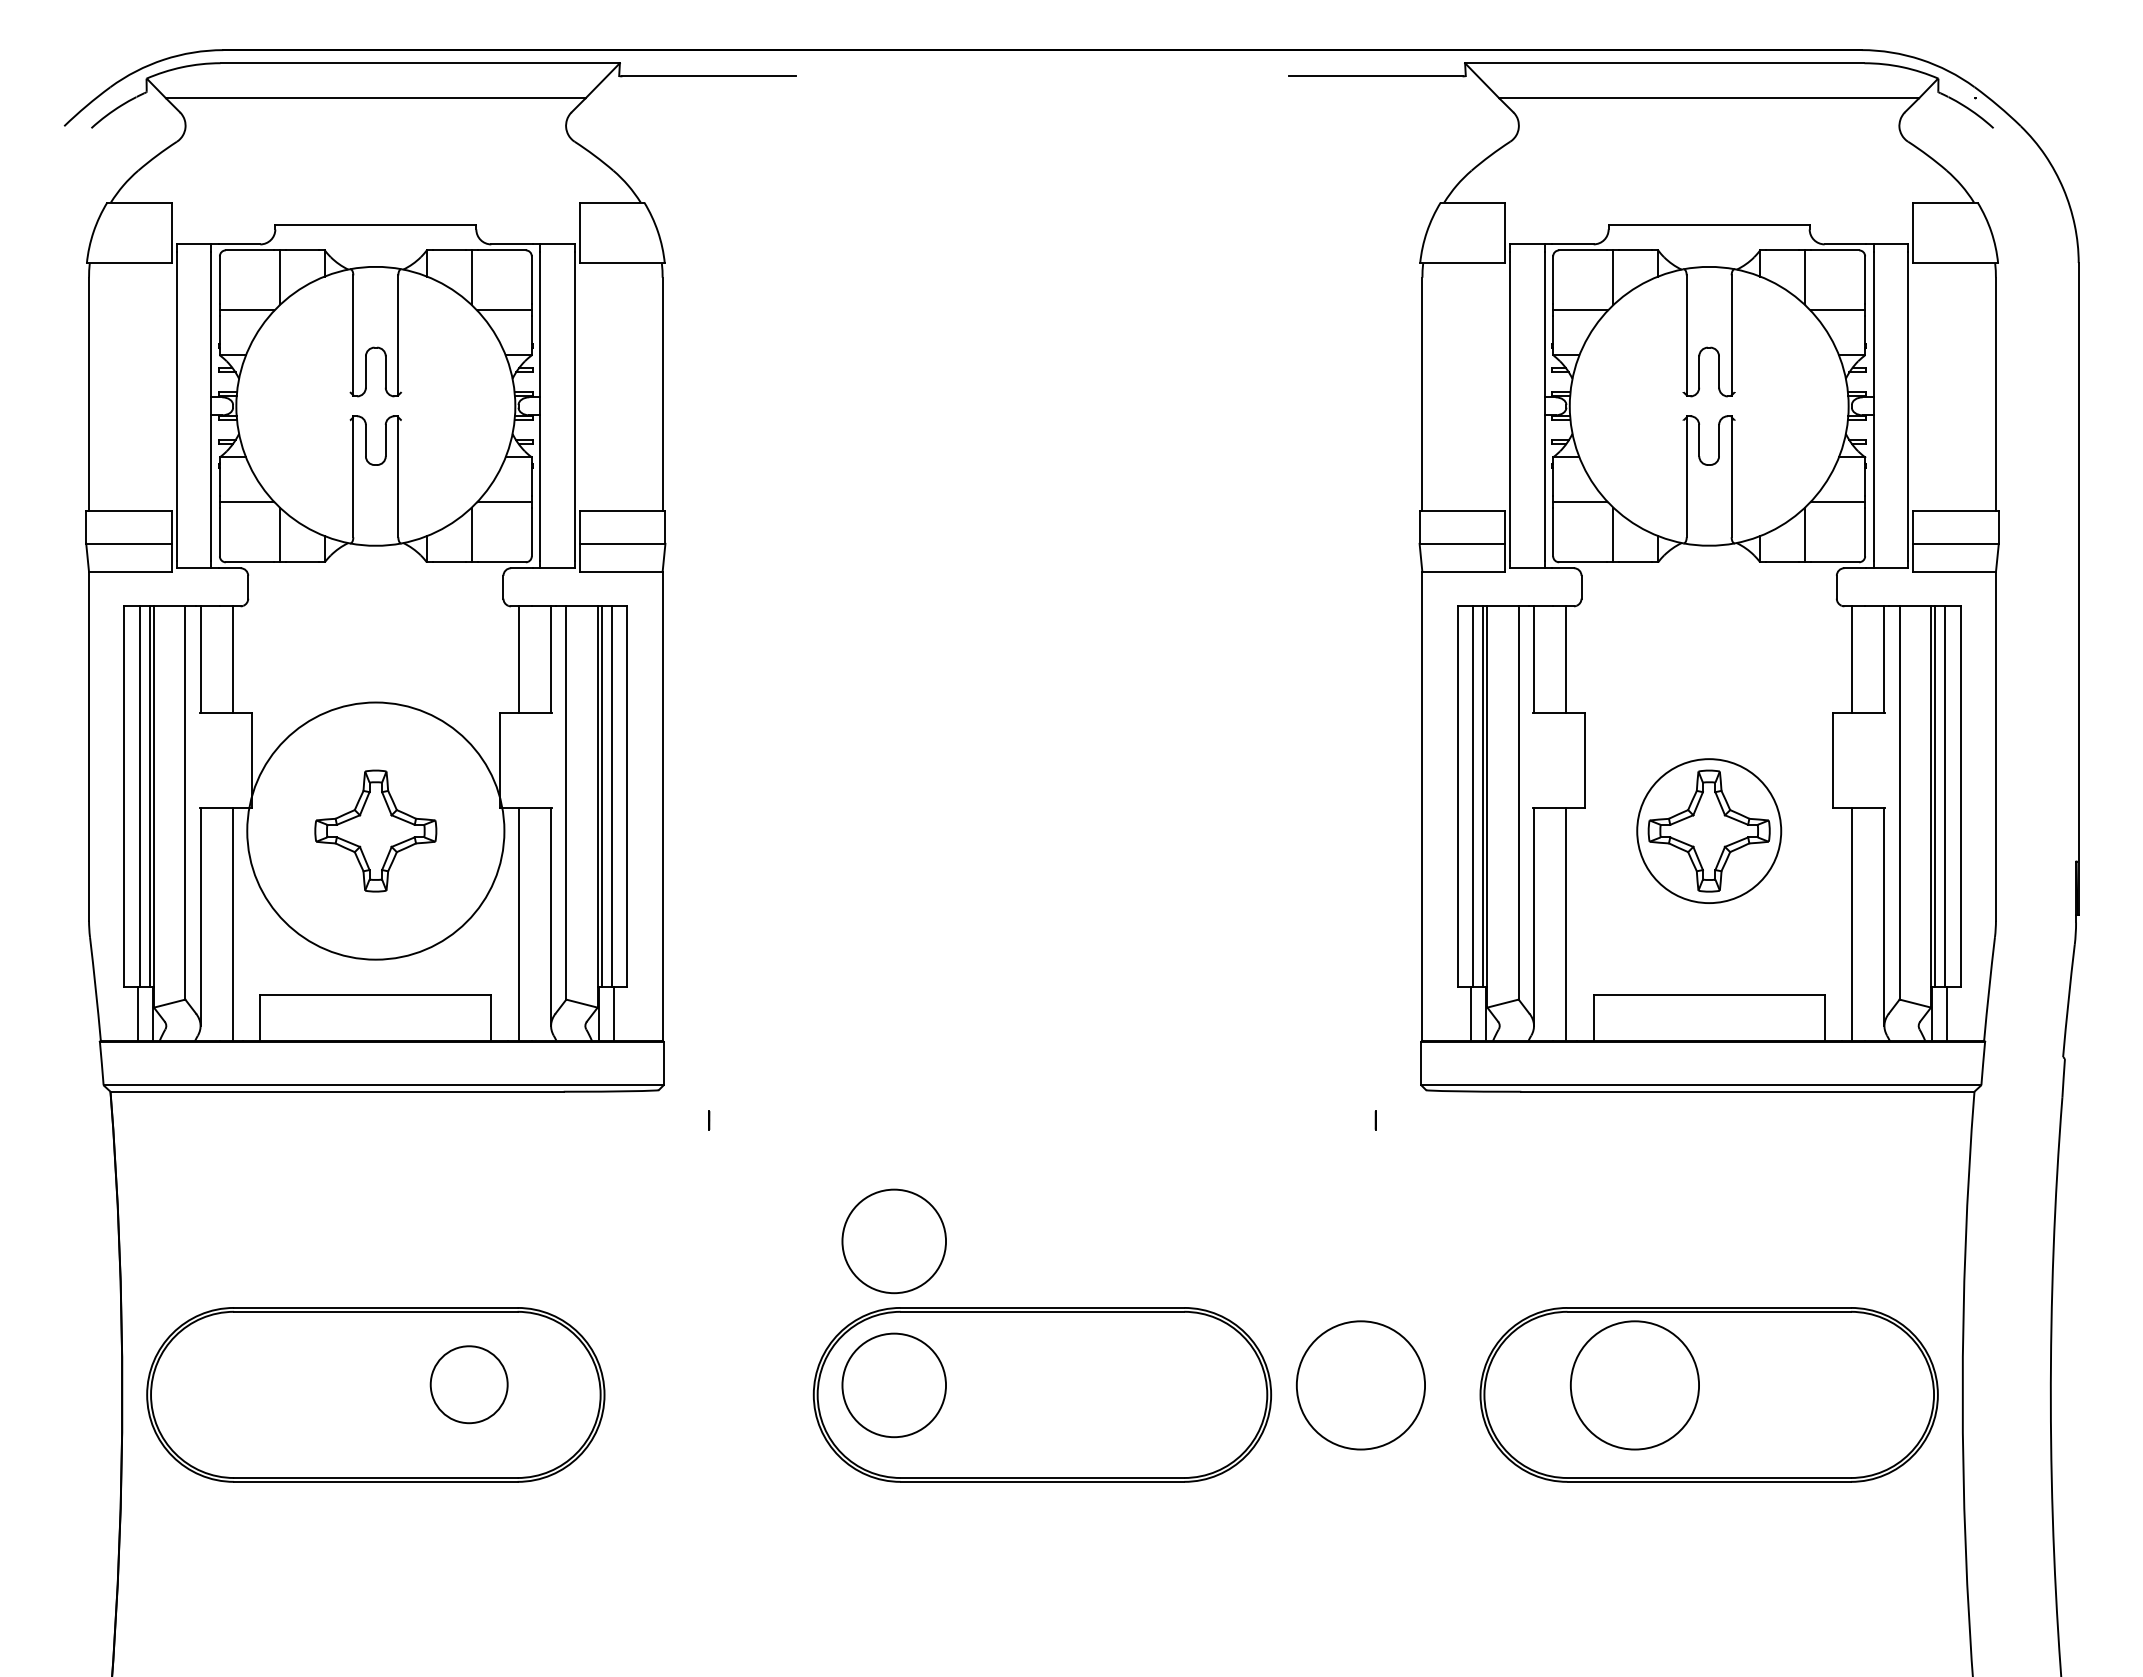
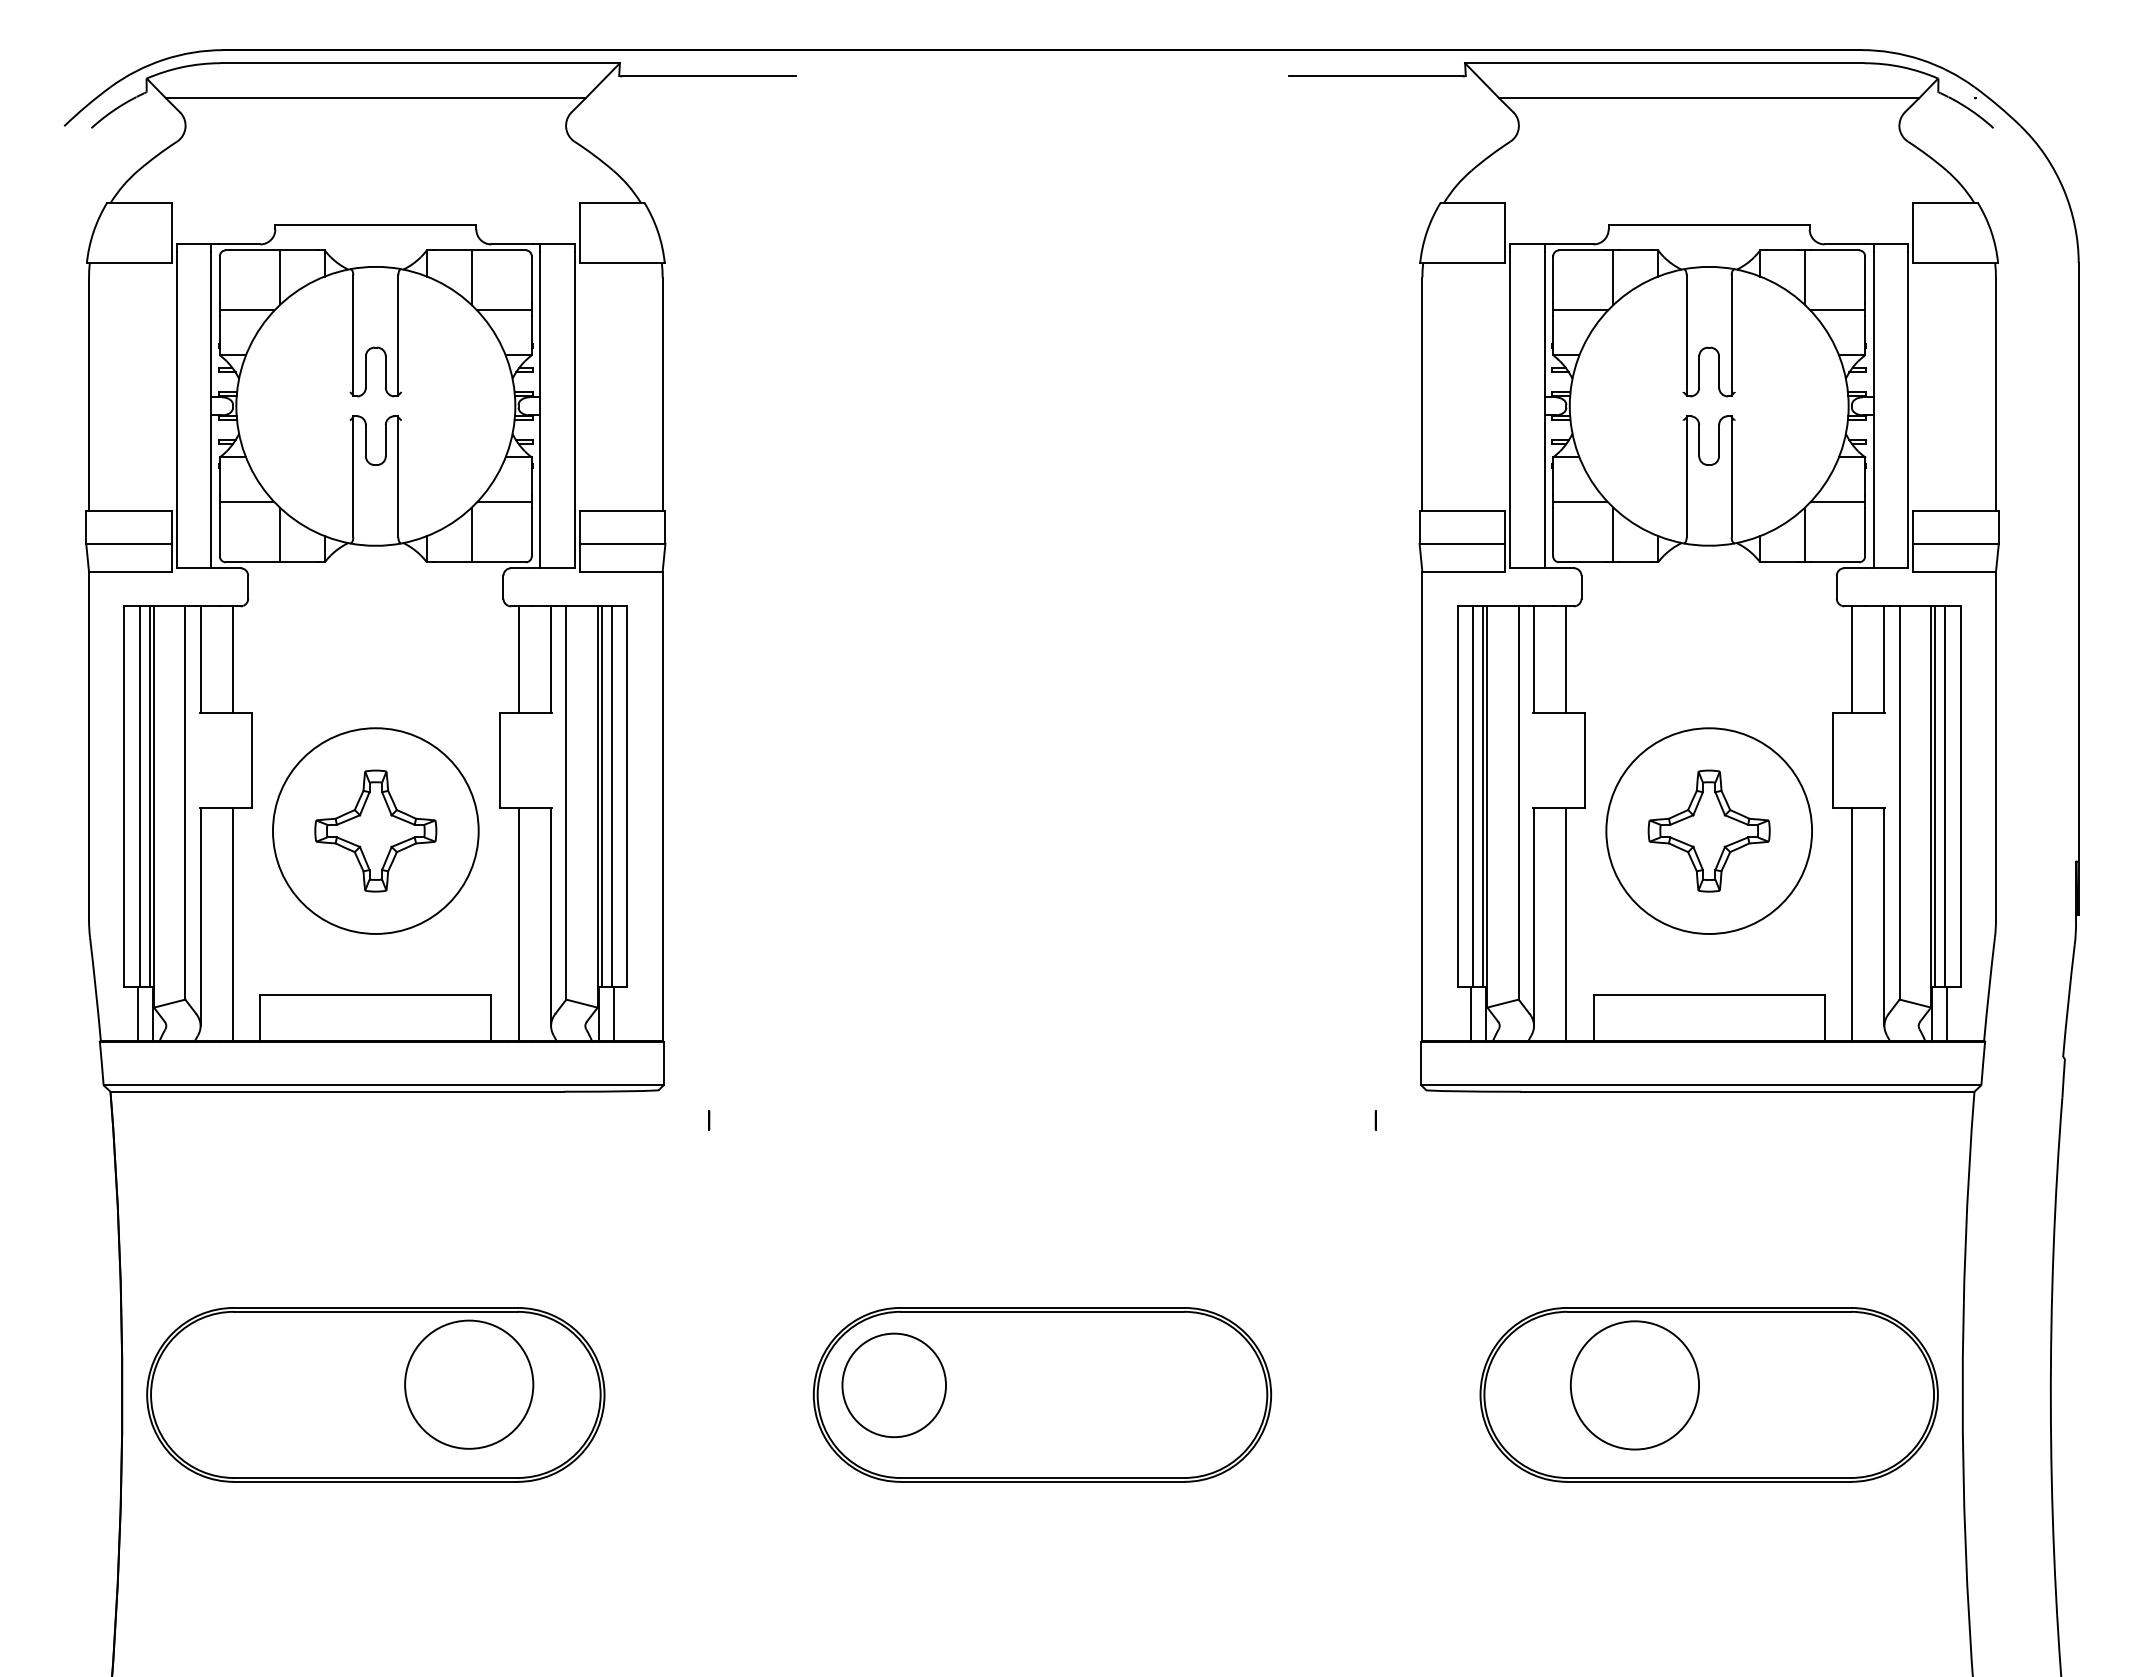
circle diameter: 257 px -> 206 px (375, 830)
circle diameter: 144 px -> 206 px (1709, 830)
circle: present -> none (893, 1241)
circle diameter: 77 px -> 128 px (469, 1384)
circle: present -> none (1360, 1385)
